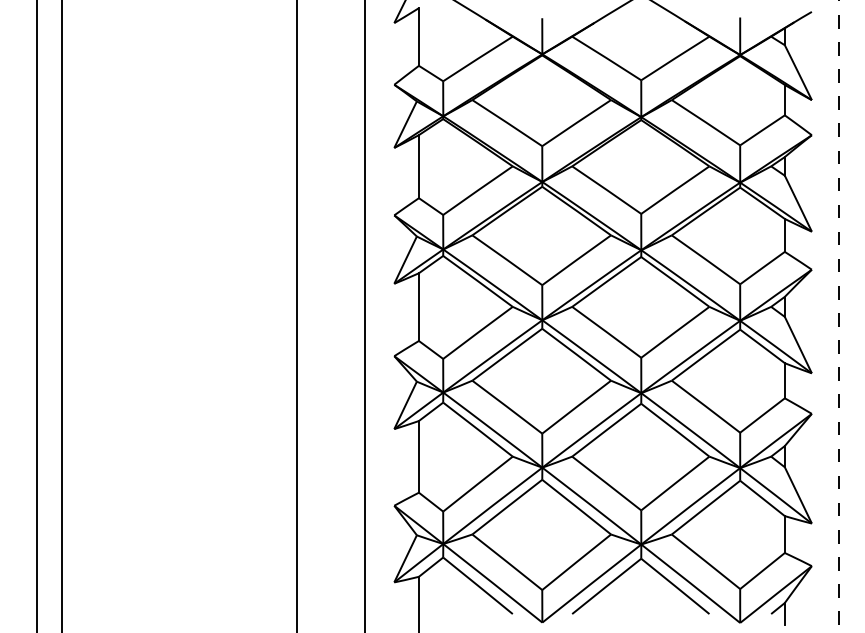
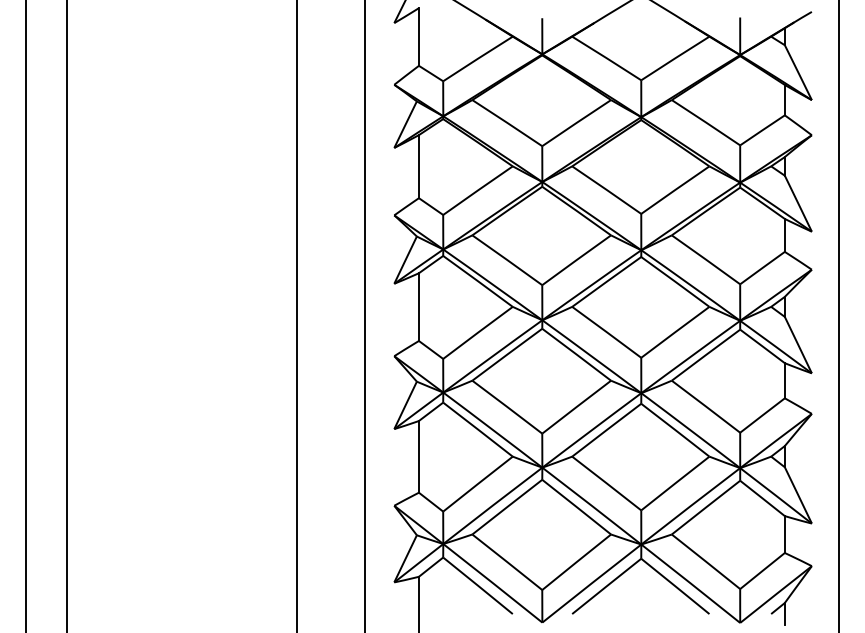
line position: (36, 315) -> (25, 315) (25, 315)
line position: (61, 315) -> (66, 315) (66, 315)
line: dashed -> solid (839, 316)
